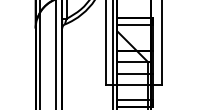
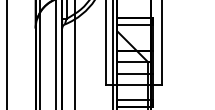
line: none -> present (6, 54)
line: none -> present (75, 54)
